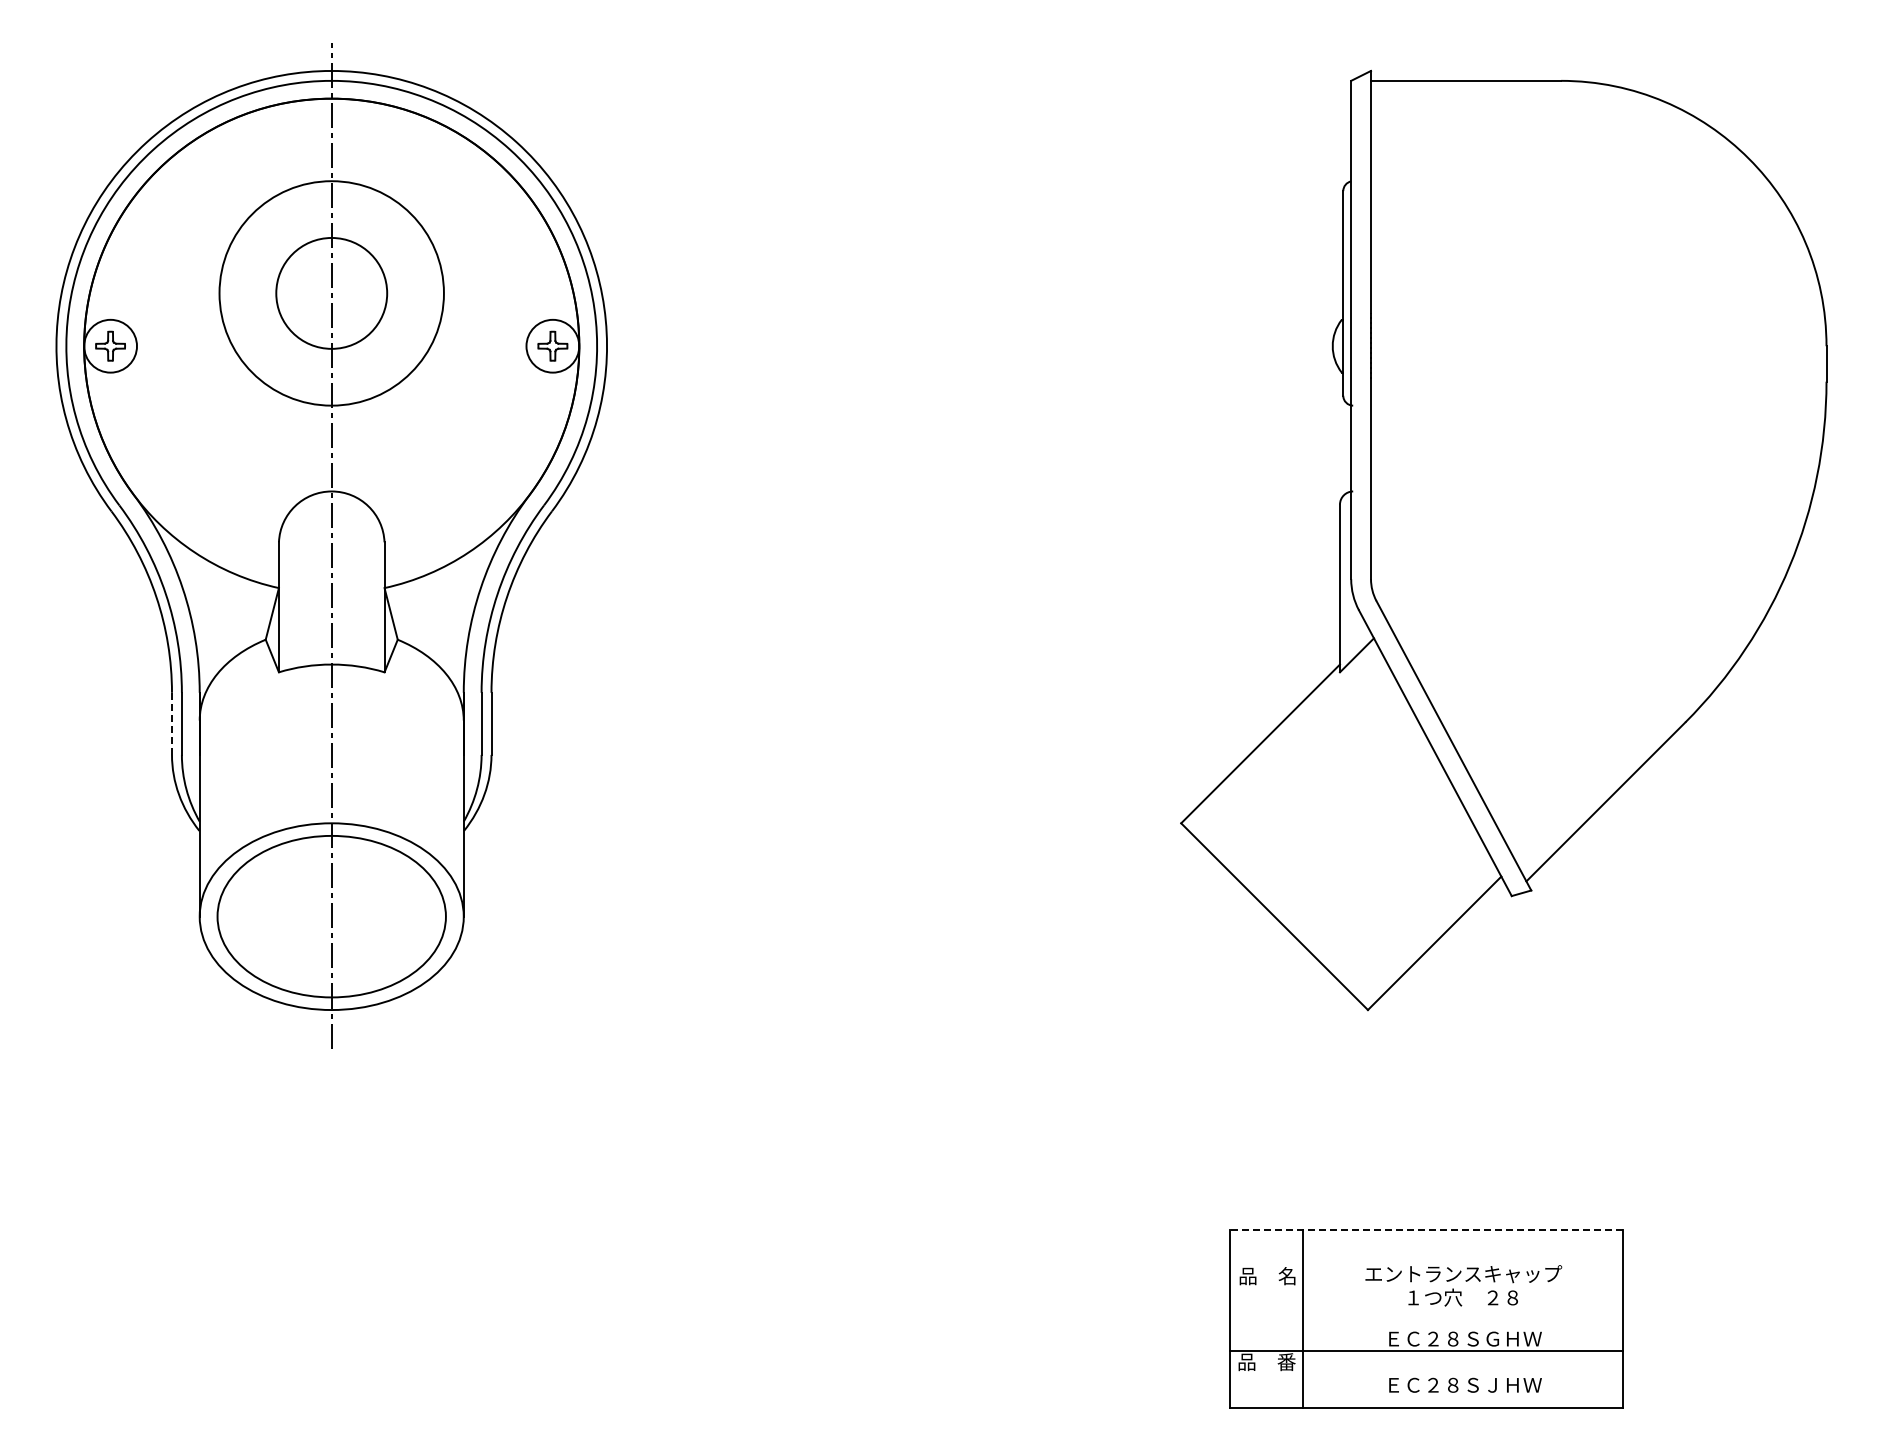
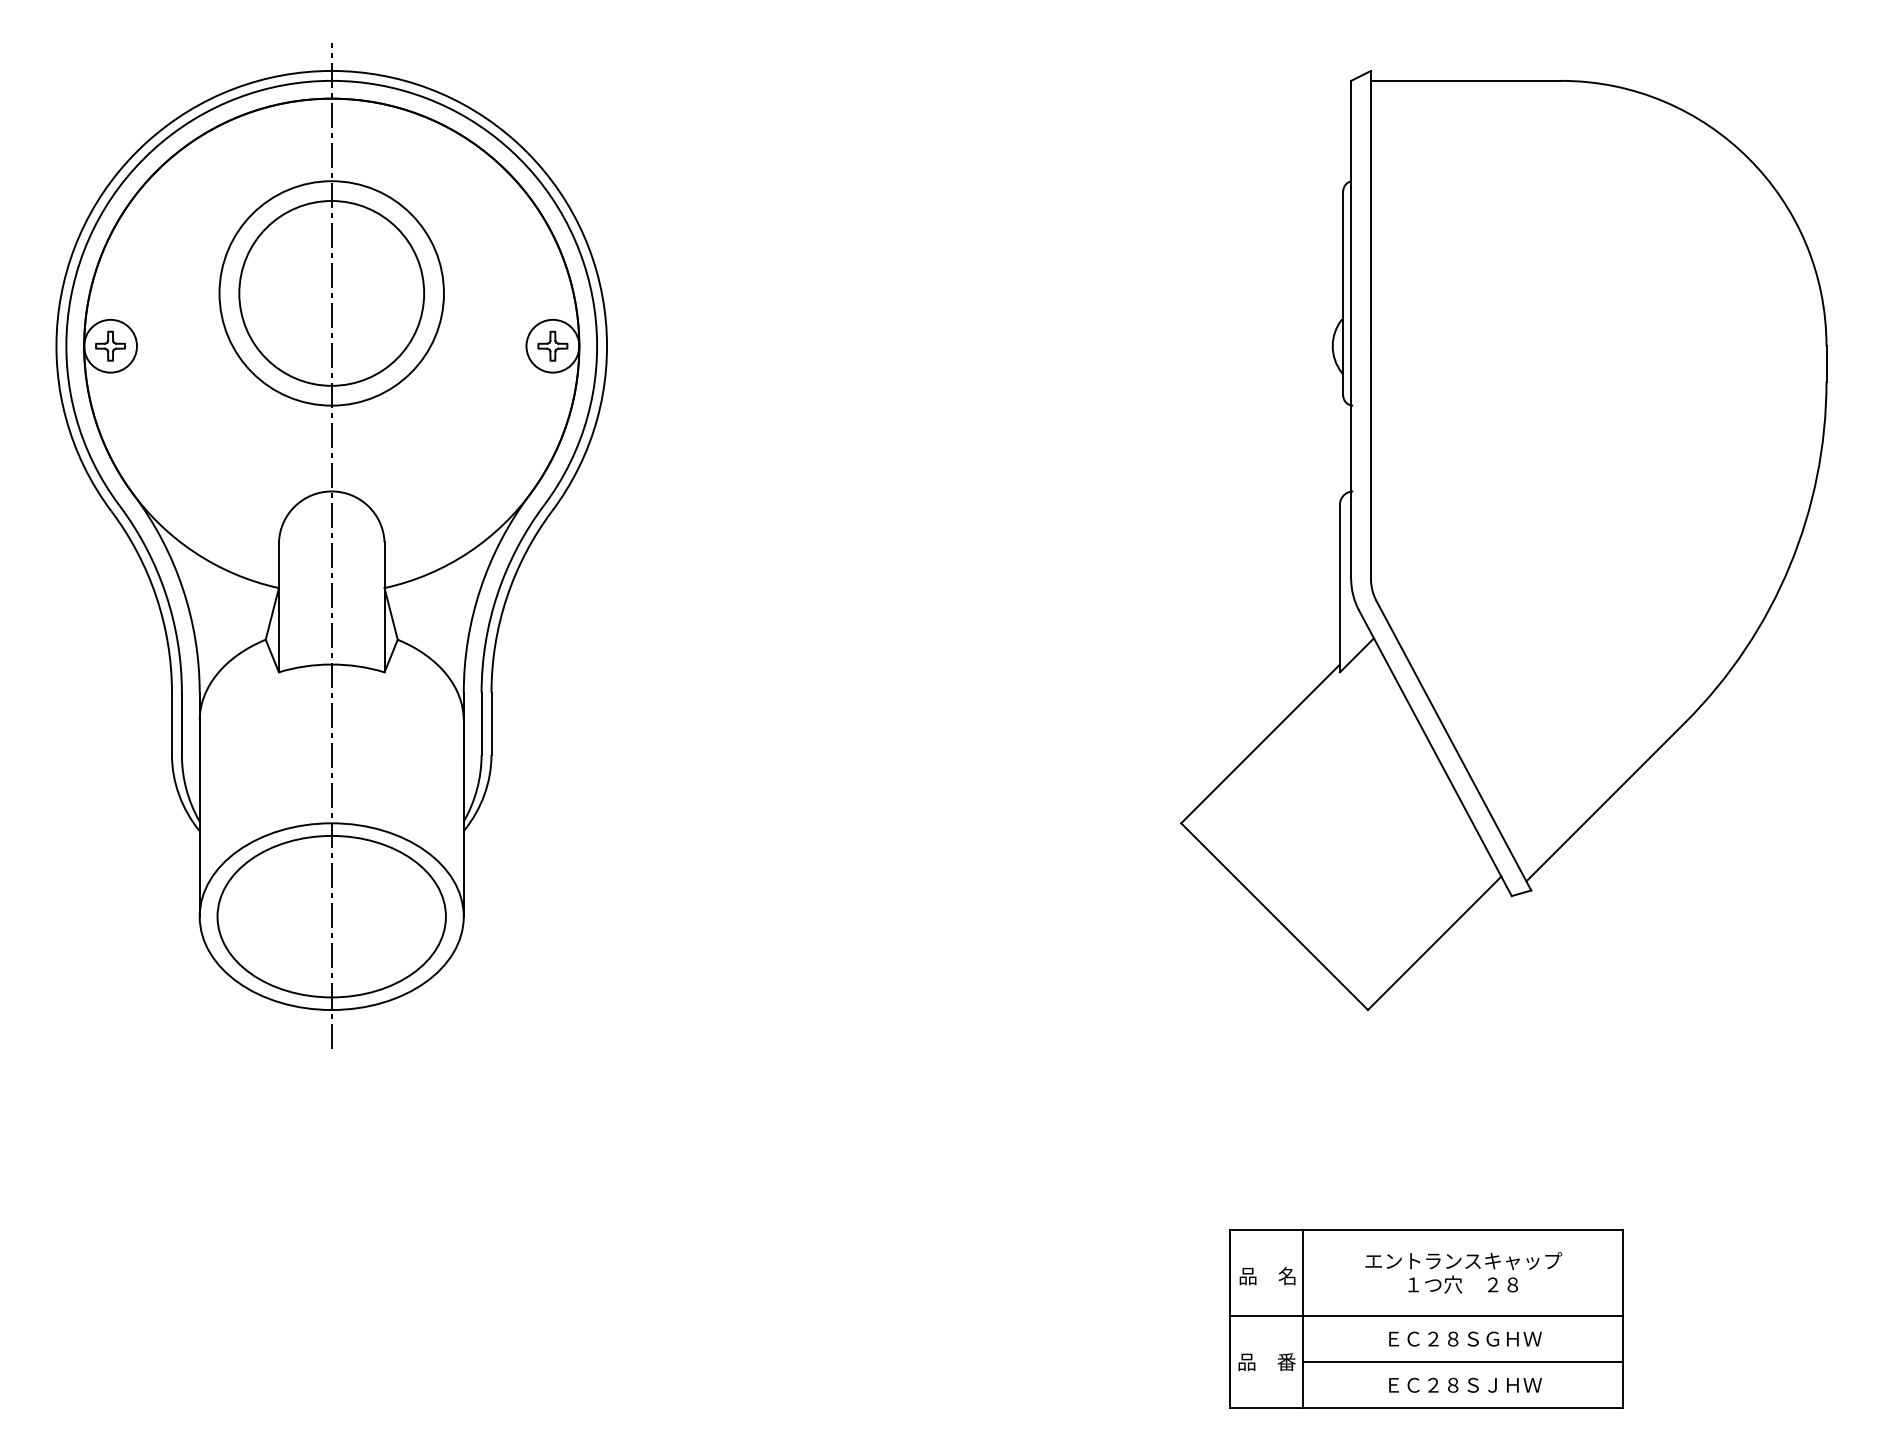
circle diameter: 111 px -> 185 px (331, 293)
line: dashed -> solid (172, 723)
line: dashed -> solid (1426, 1230)
text position: (1463, 1285) -> (1463, 1272) (1463, 1272)
line position: (1426, 1351) -> (1426, 1316) (1426, 1316)
line: none -> present (1463, 1362)
